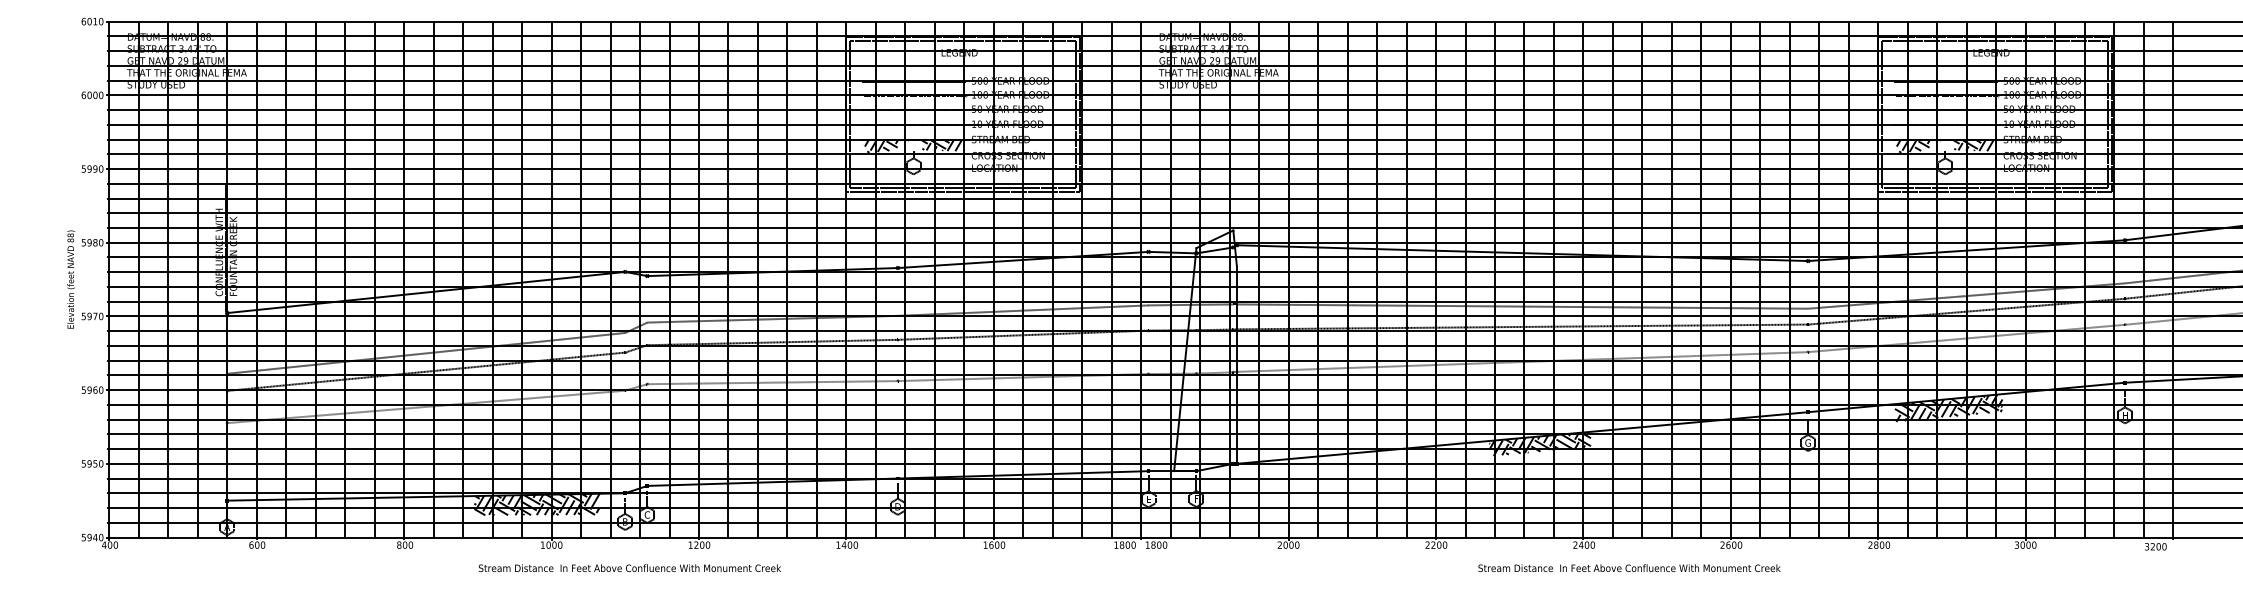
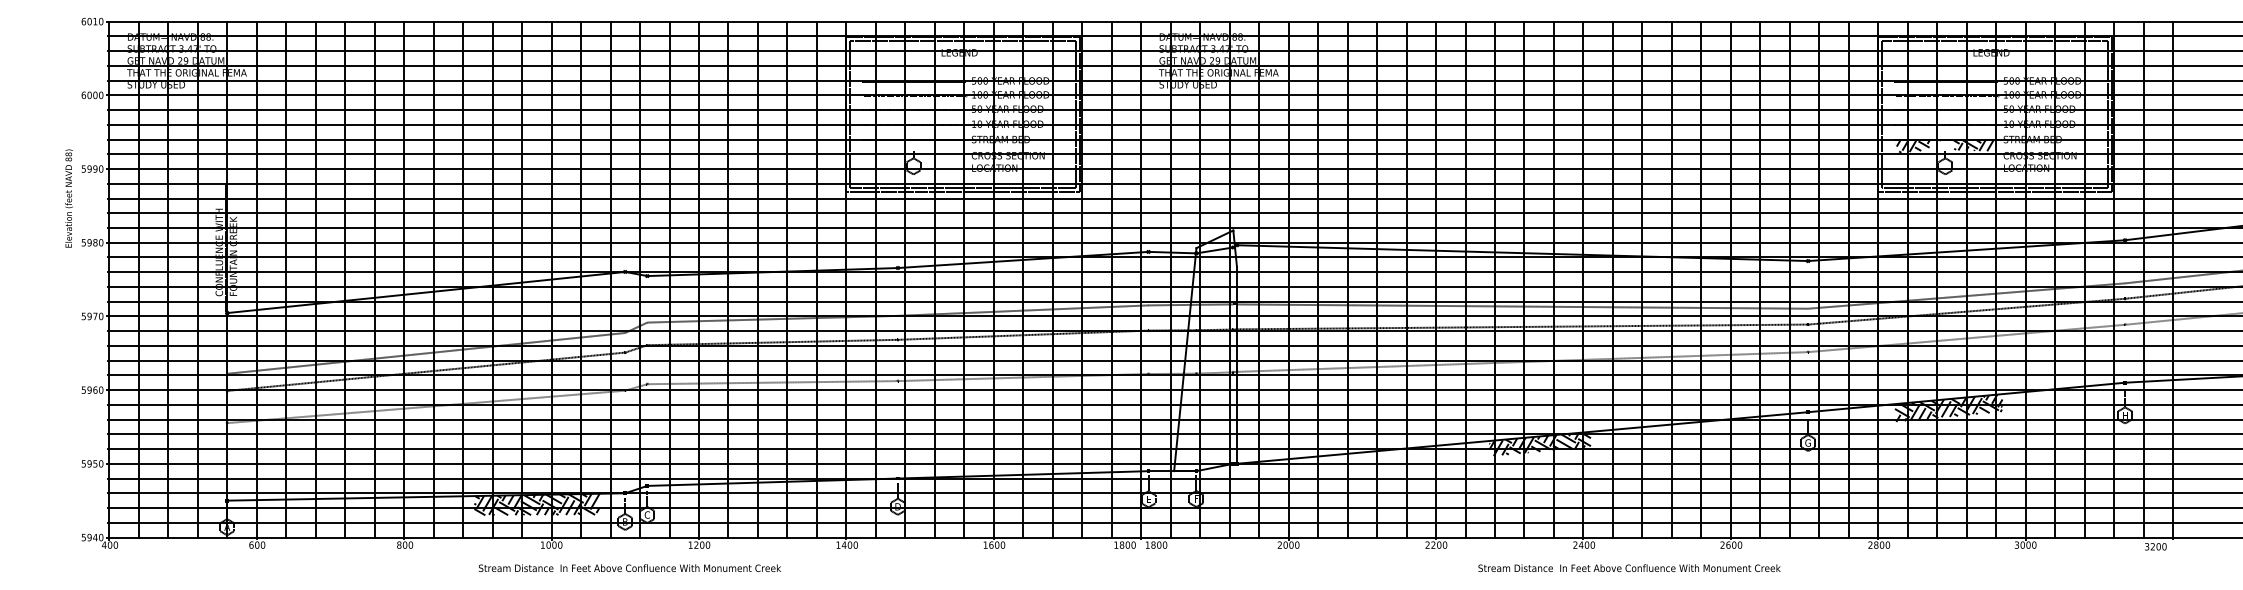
hatch: present -> none (912, 146)
text position: (70, 279) -> (68, 198) (68, 198)
